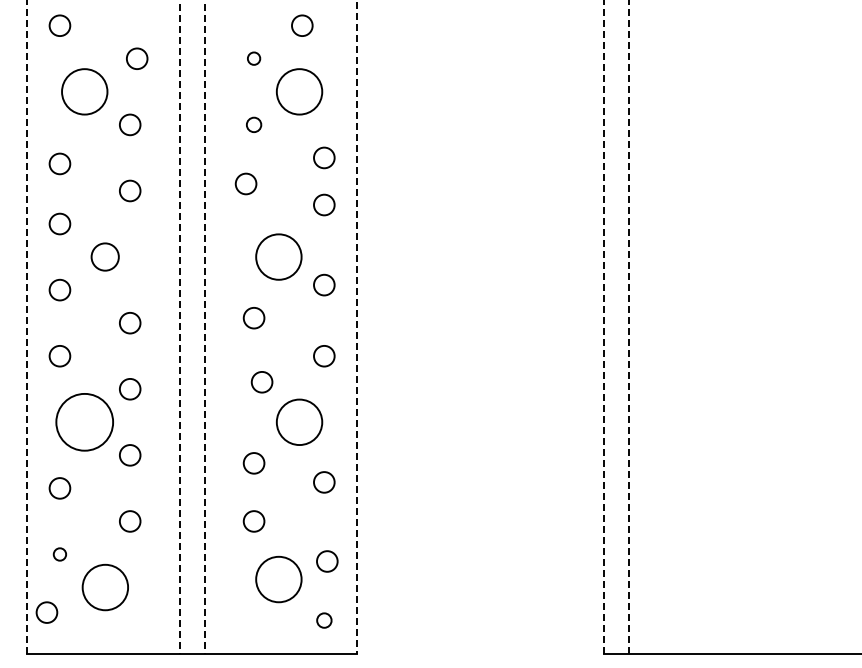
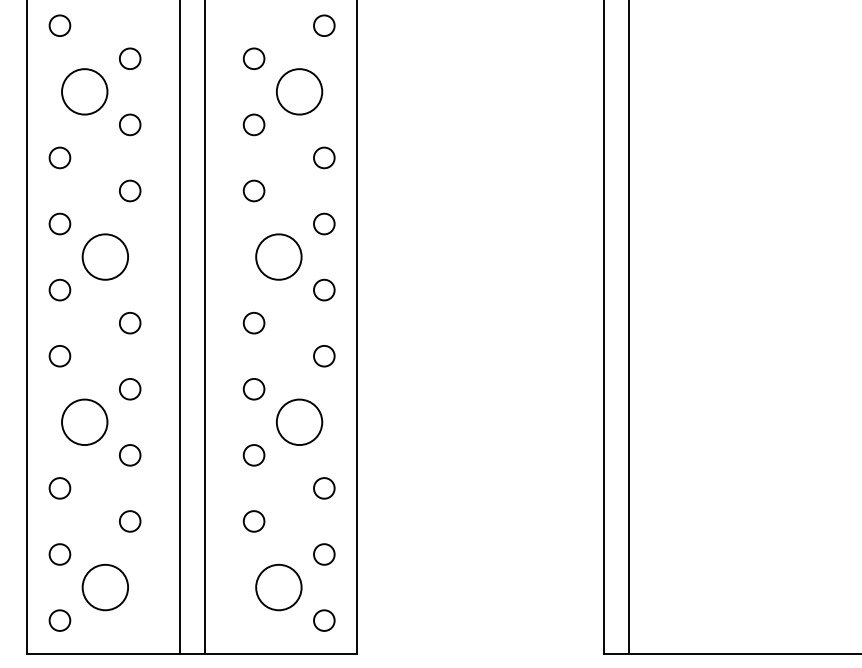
line: dashed -> solid (357, 0)
circle position: (302, 25) -> (324, 25) (324, 25)
circle position: (137, 58) -> (130, 58) (130, 58)
circle size: 15x15 px -> 24x23 px (253, 58)
circle size: 17x17 px -> 24x24 px (253, 124)
circle position: (59, 163) -> (59, 157) (59, 157)
circle position: (245, 183) -> (253, 190) (253, 190)
circle position: (324, 204) -> (324, 223) (324, 223)
circle size: 30x30 px -> 48x48 px (104, 256)
circle position: (324, 284) -> (324, 289) (324, 289)
circle position: (253, 318) -> (253, 323) (253, 323)
line: dashed -> solid (604, 326)
line: dashed -> solid (628, 326)
line: dashed -> solid (179, 327)
line: dashed -> solid (204, 327)
circle position: (261, 382) -> (253, 389) (253, 389)
circle diameter: 57 px -> 45 px (84, 422)
circle position: (253, 463) -> (253, 455) (253, 455)
circle position: (324, 482) -> (324, 488) (324, 488)
circle size: 15x15 px -> 24x23 px (59, 554)
circle position: (327, 561) -> (324, 554) (324, 554)
circle position: (278, 579) -> (278, 587) (278, 587)
circle position: (46, 612) -> (59, 620) (59, 620)
circle size: 17x17 px -> 23x23 px (324, 620)
